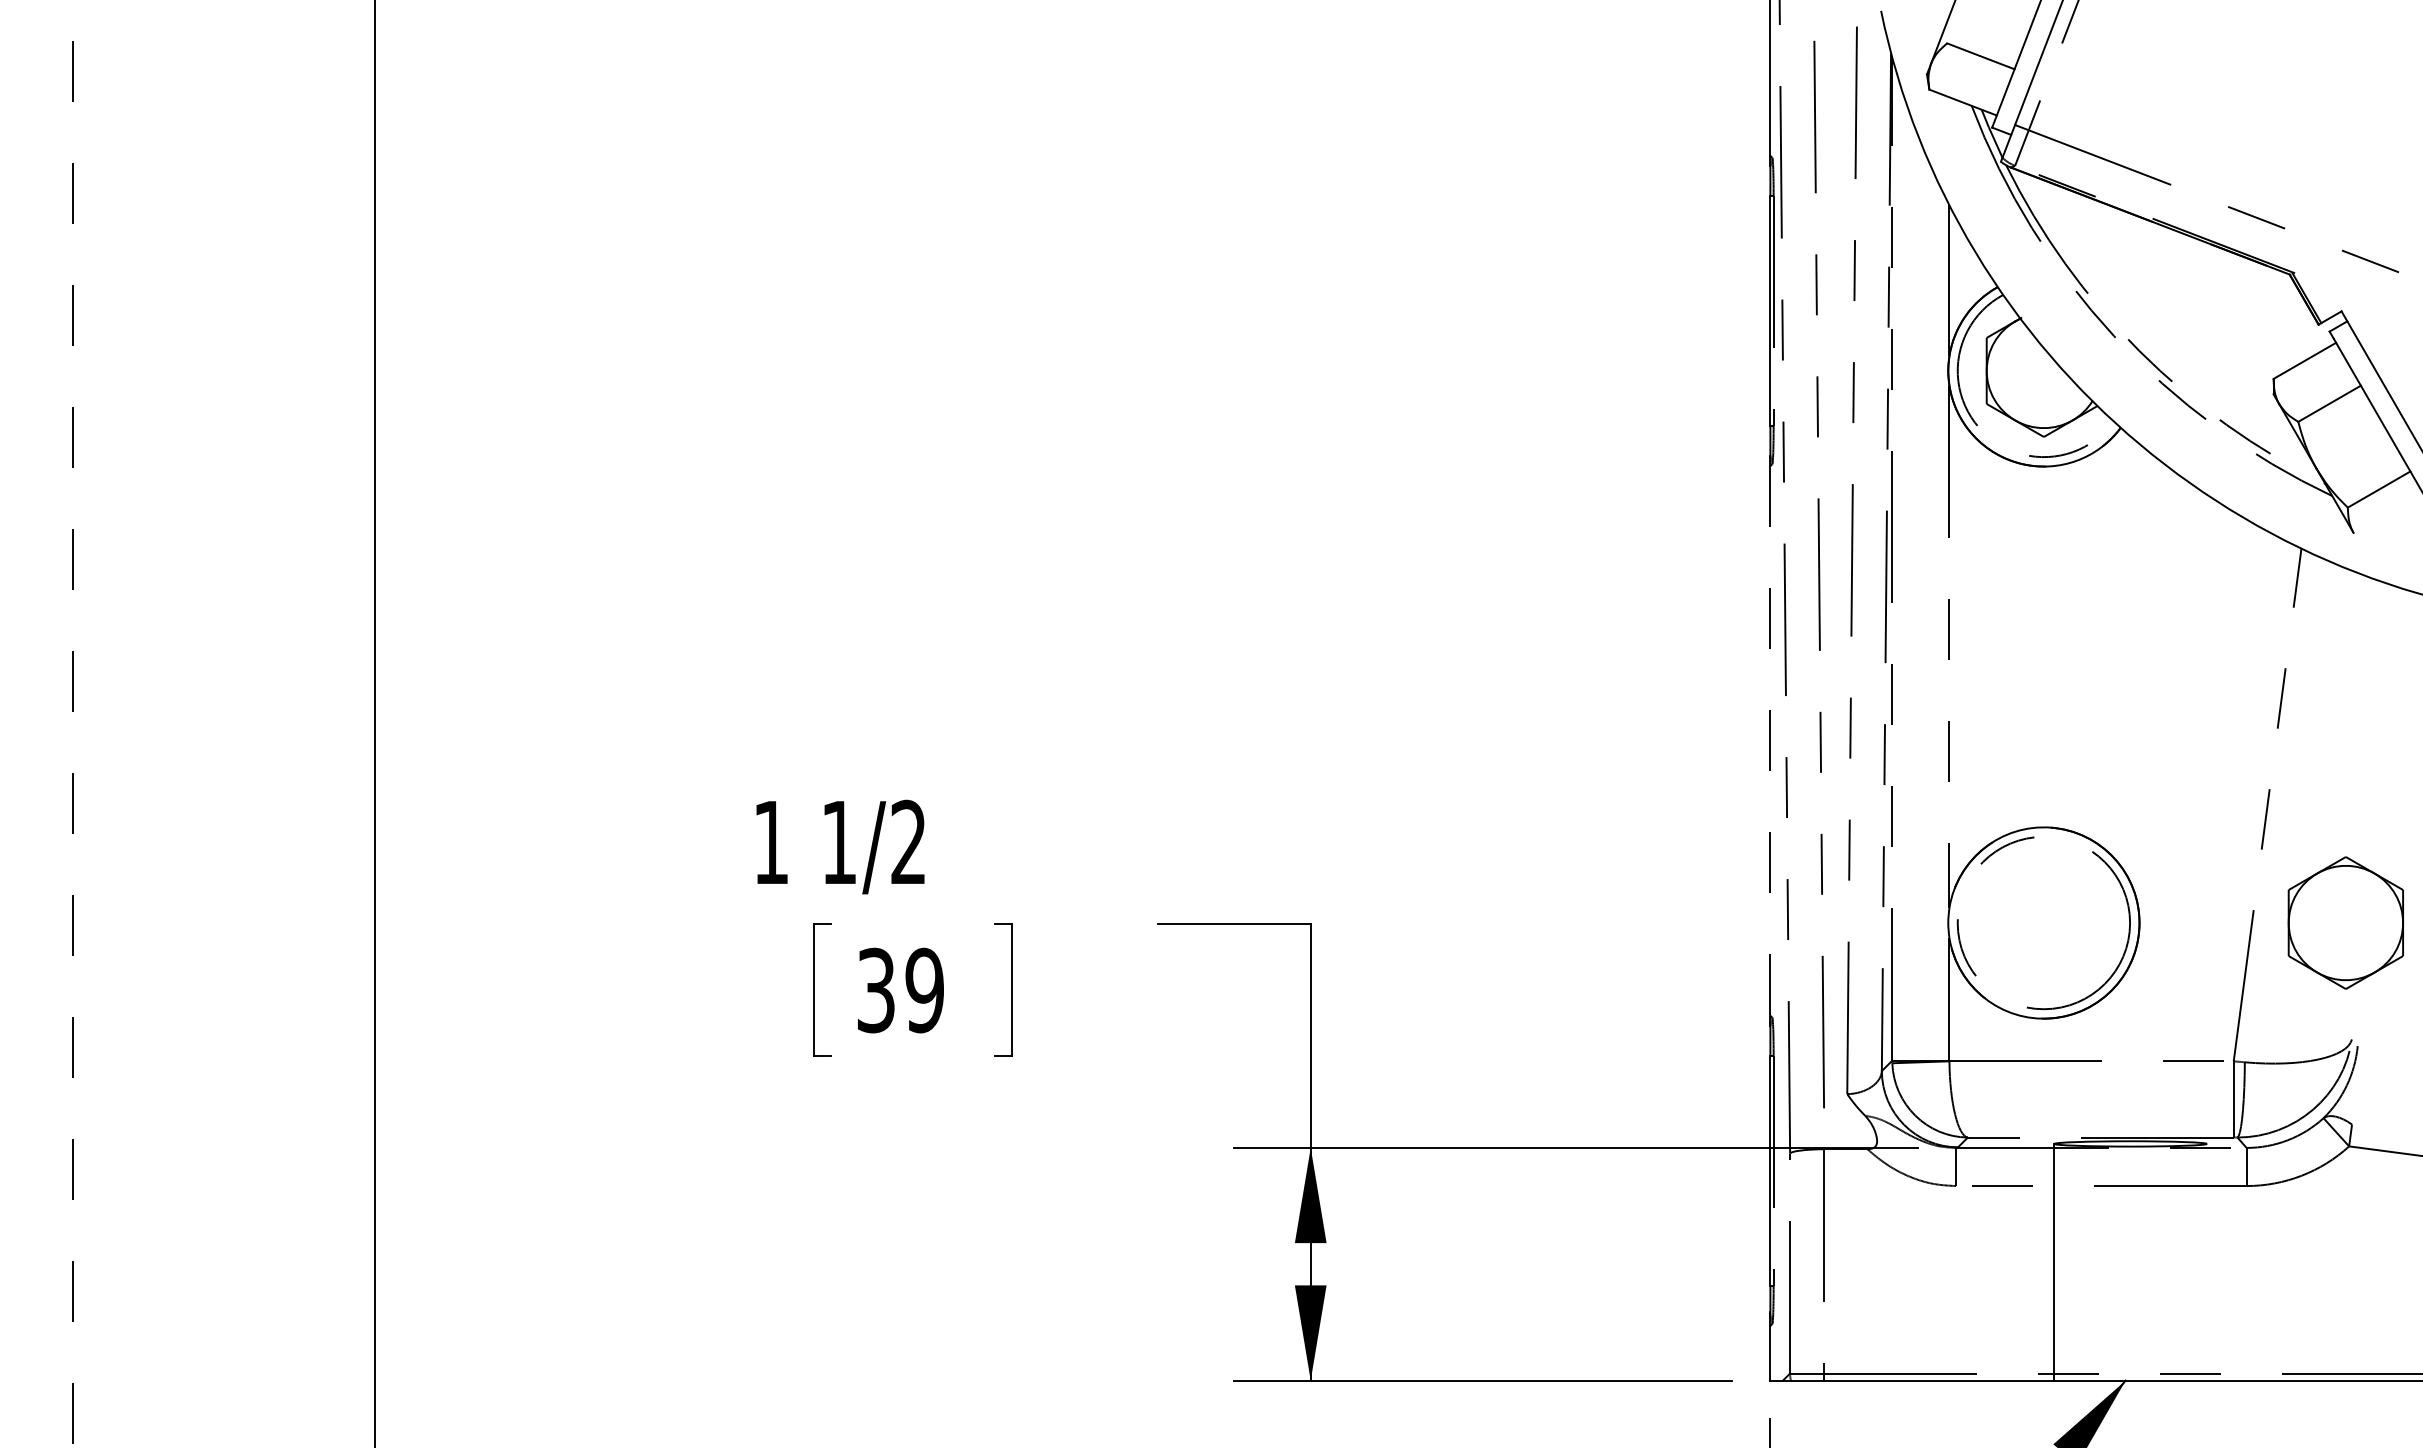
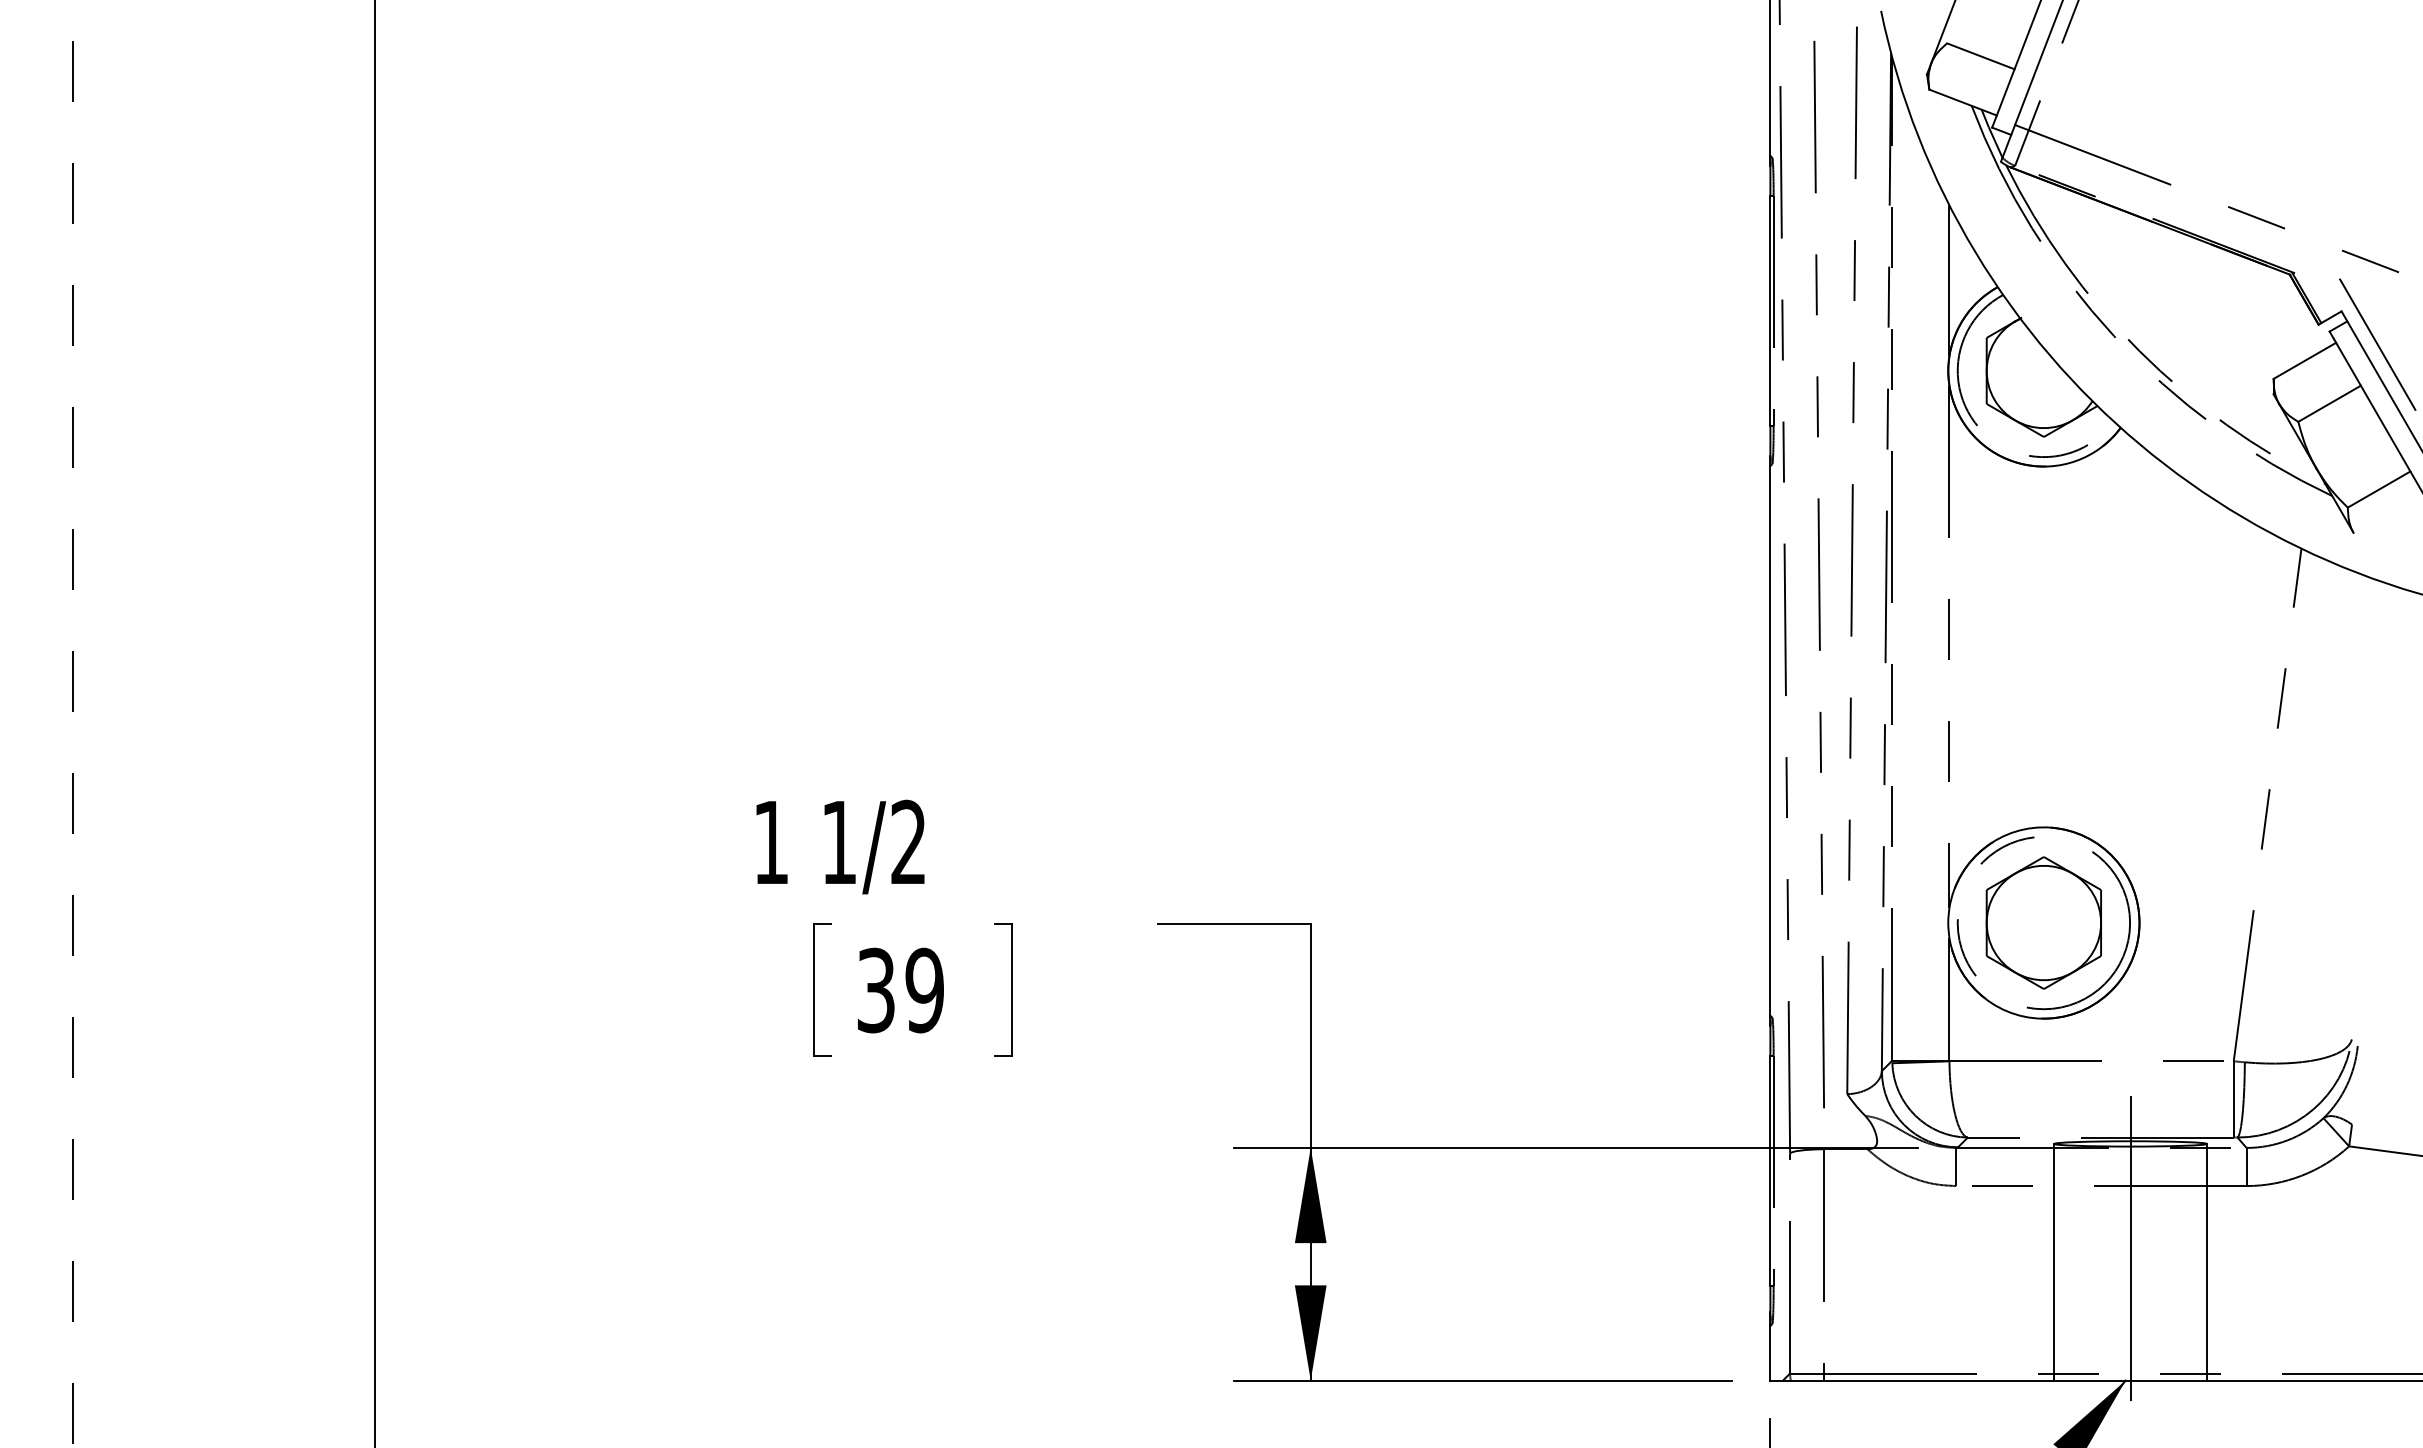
line: none -> present (2379, 347)
line: dashed -> solid (1770, 740)
part position: (2345, 922) -> (2043, 922) (2043, 922)
line: none -> present (2130, 1261)
line: none -> present (2206, 1261)
